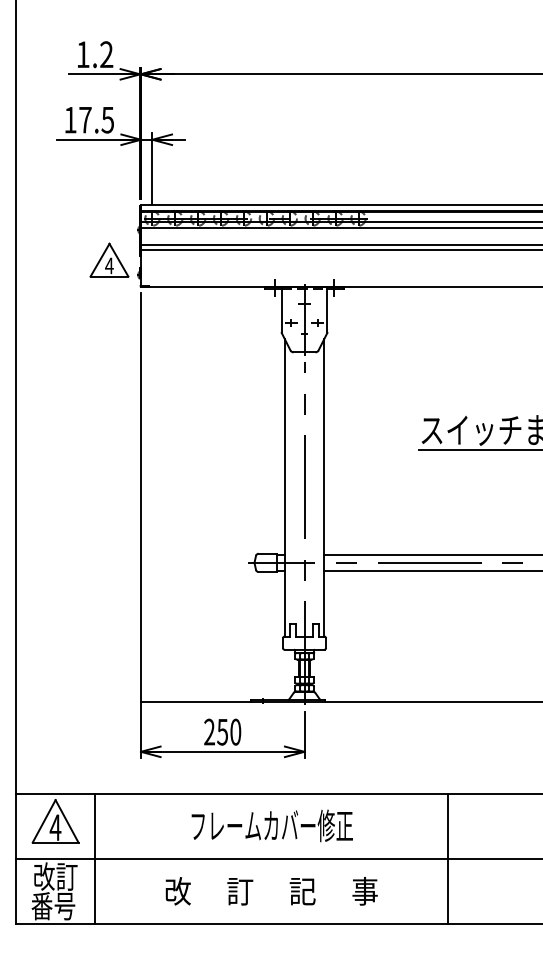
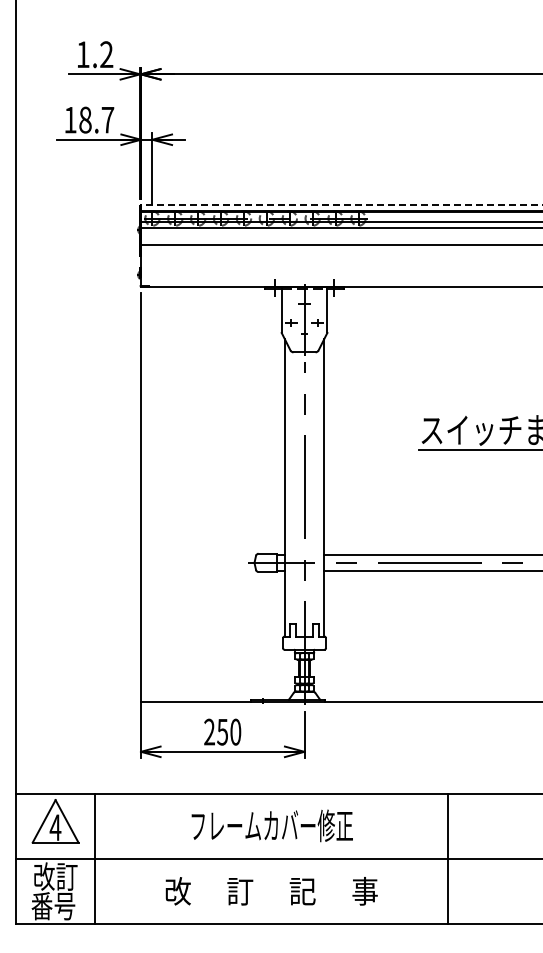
text: 17.5 -> 18.7 (96, 119)
line: solid -> dashed (341, 205)
line: present -> none (339, 250)
part: present -> none (109, 259)
